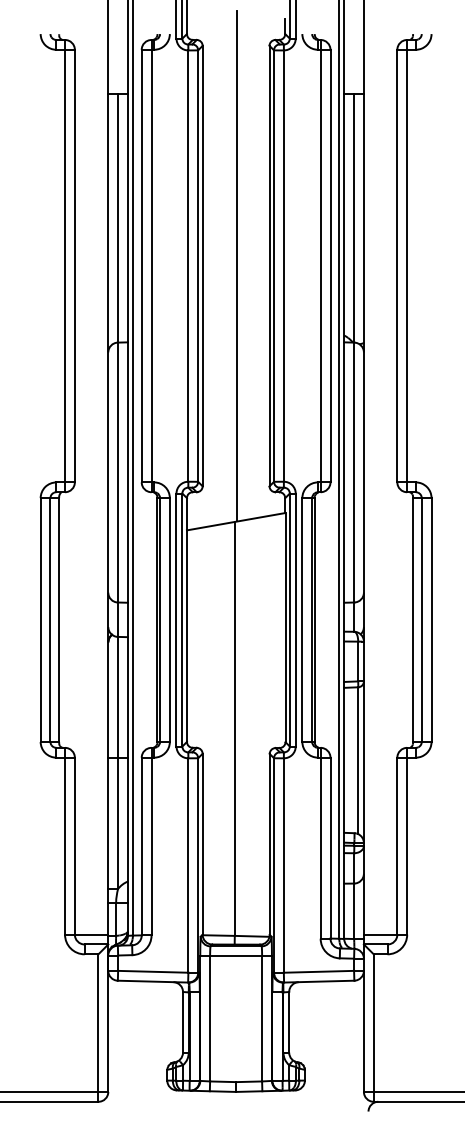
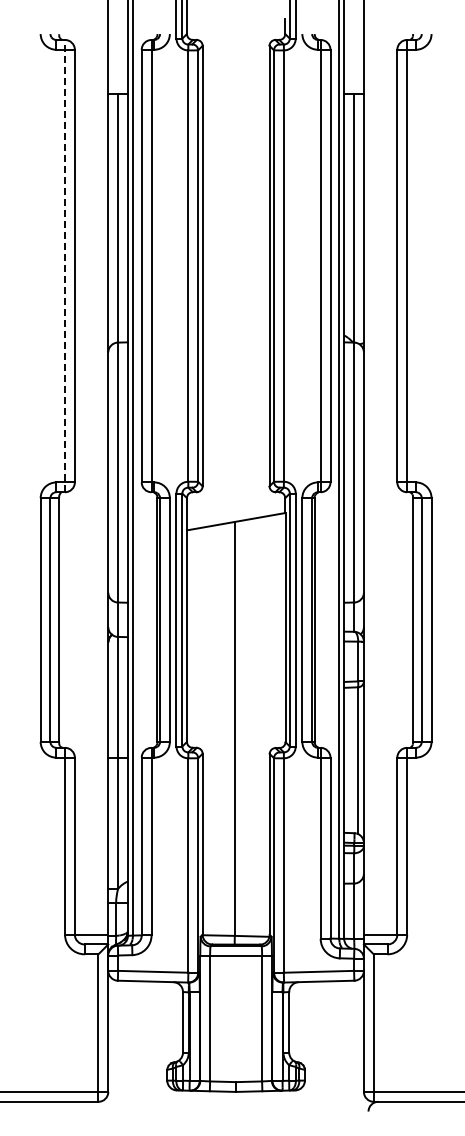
line: solid -> dashed (65, 265)
line: present -> none (237, 265)
